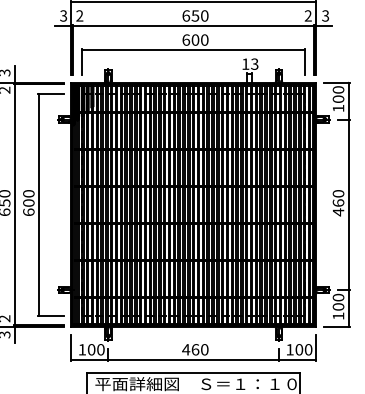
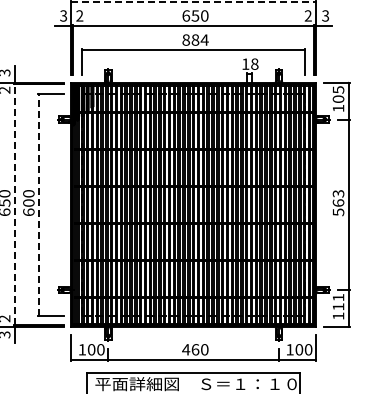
line: solid -> dashed (194, 1)
text: 600 -> 884 (195, 39)
text: 13 -> 18 (254, 63)
text: 100 -> 105 (338, 89)
text: 460 -> 563 (338, 203)
line: solid -> dashed (14, 204)
line: solid -> dashed (38, 204)
text: 100 -> 111 (338, 301)
